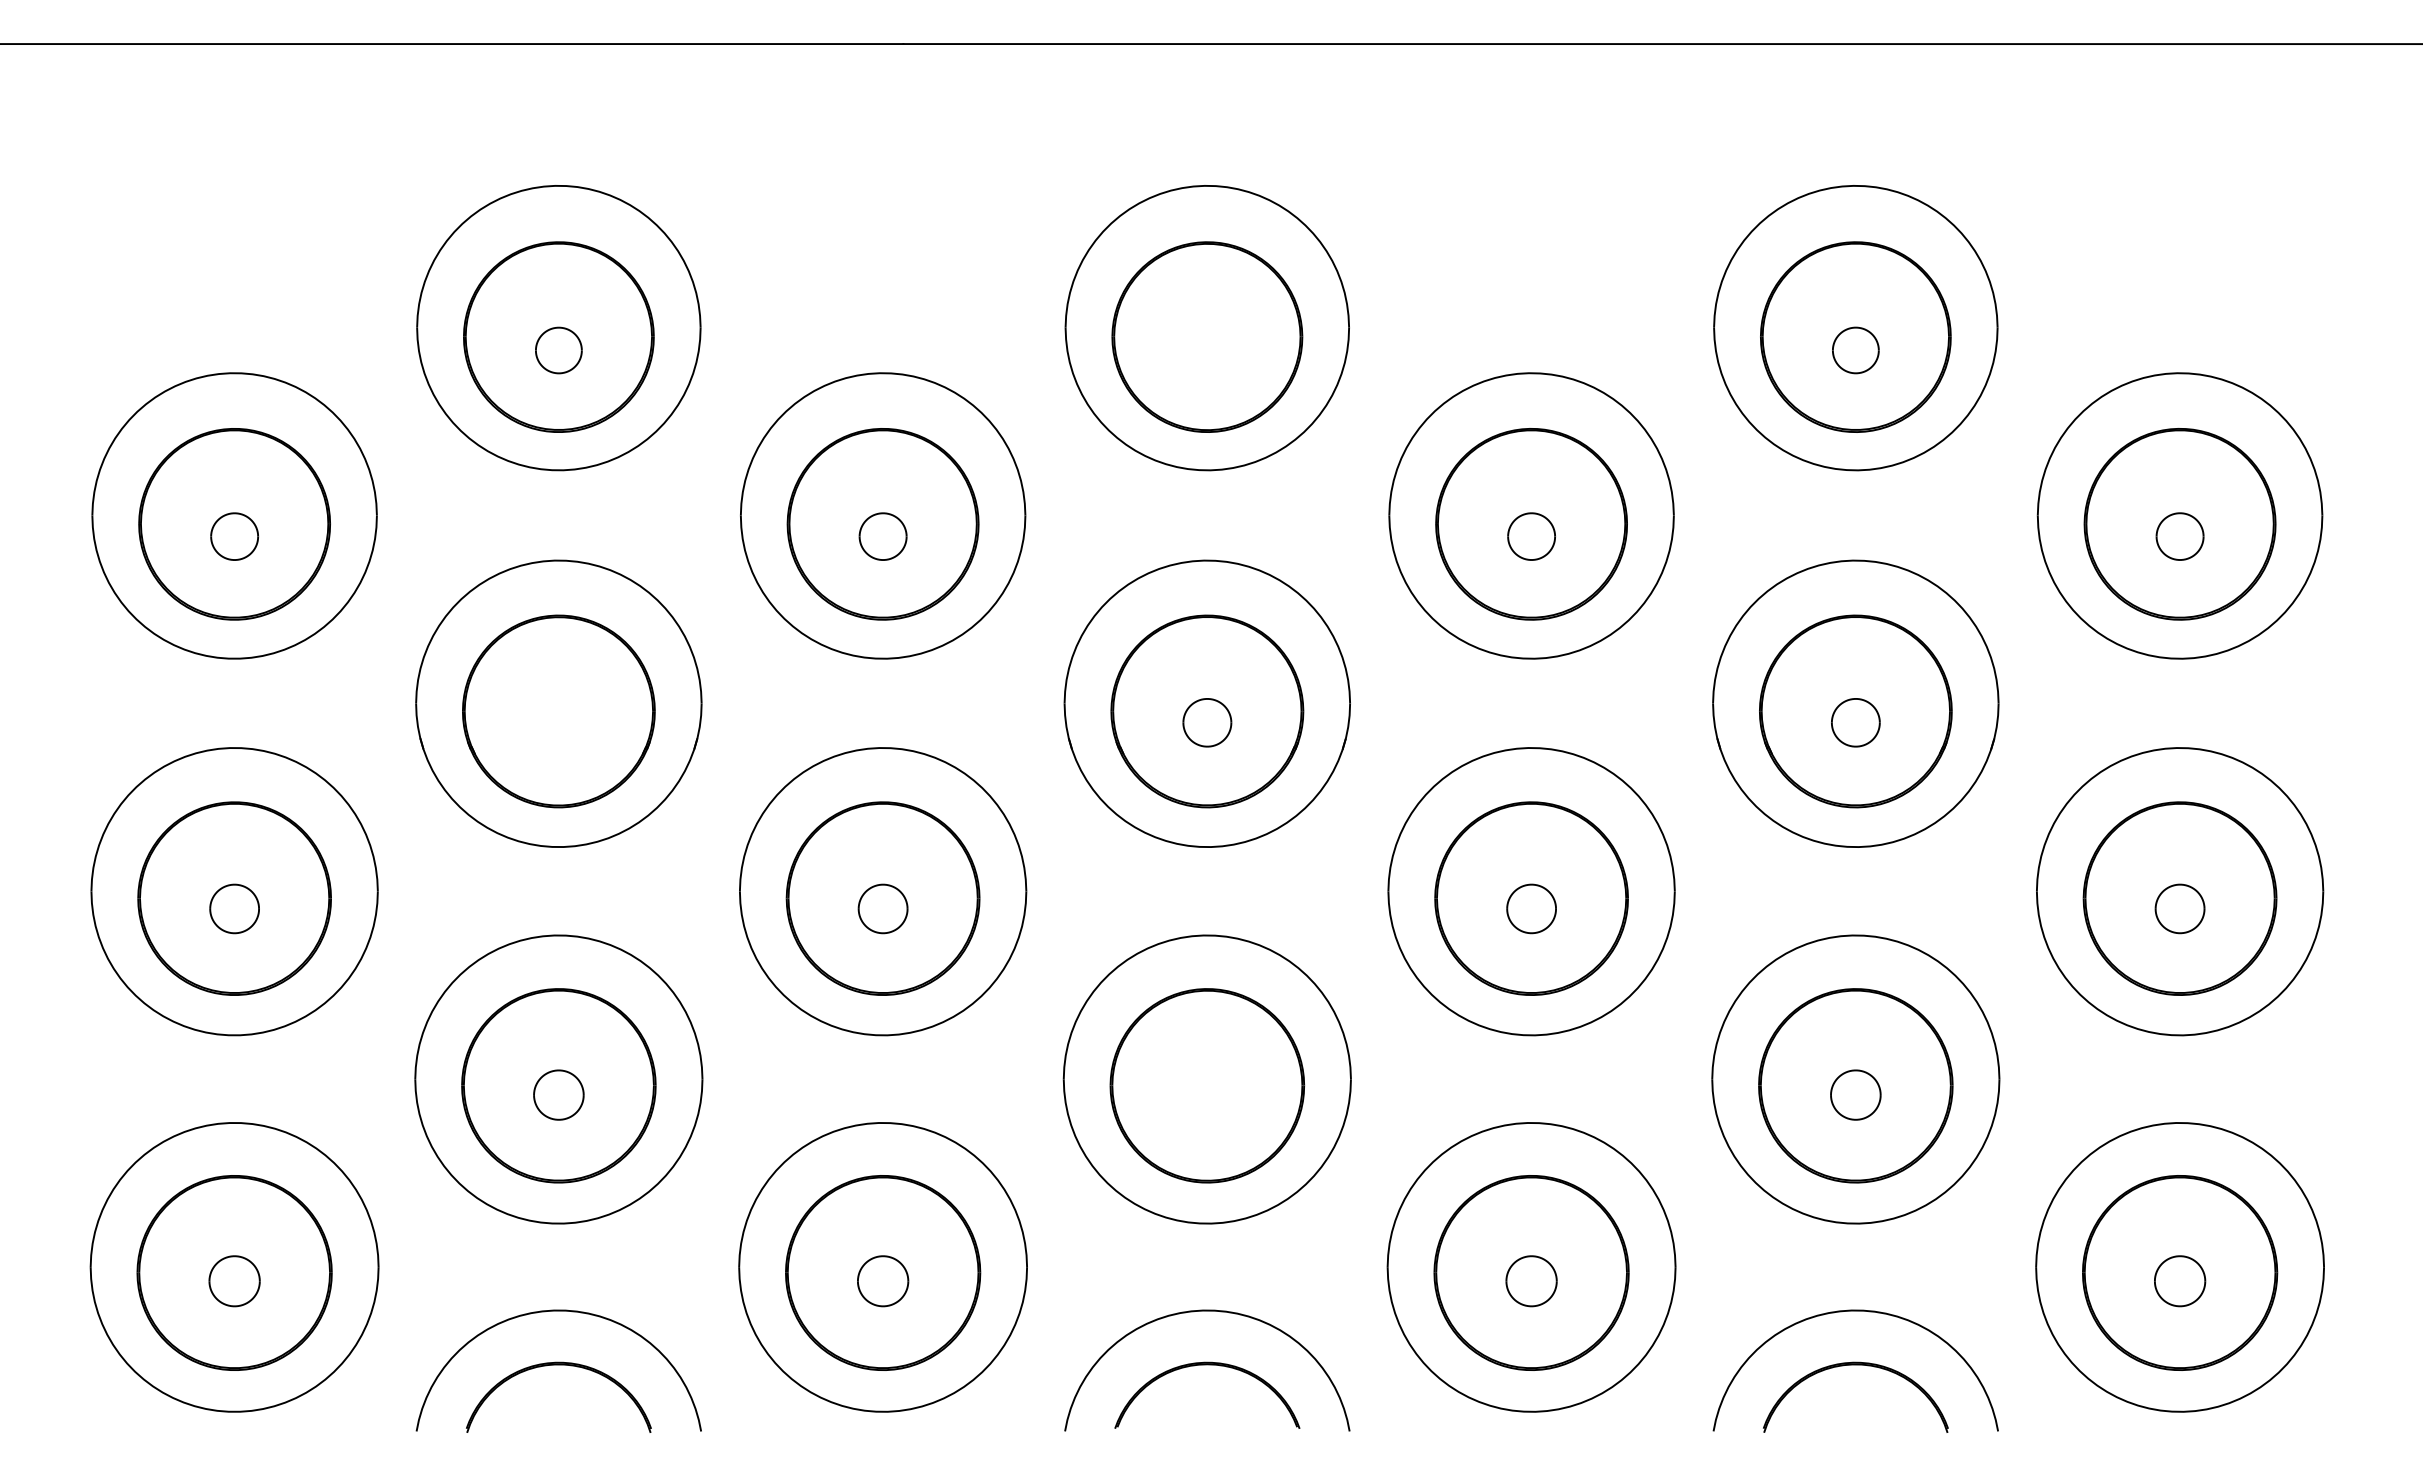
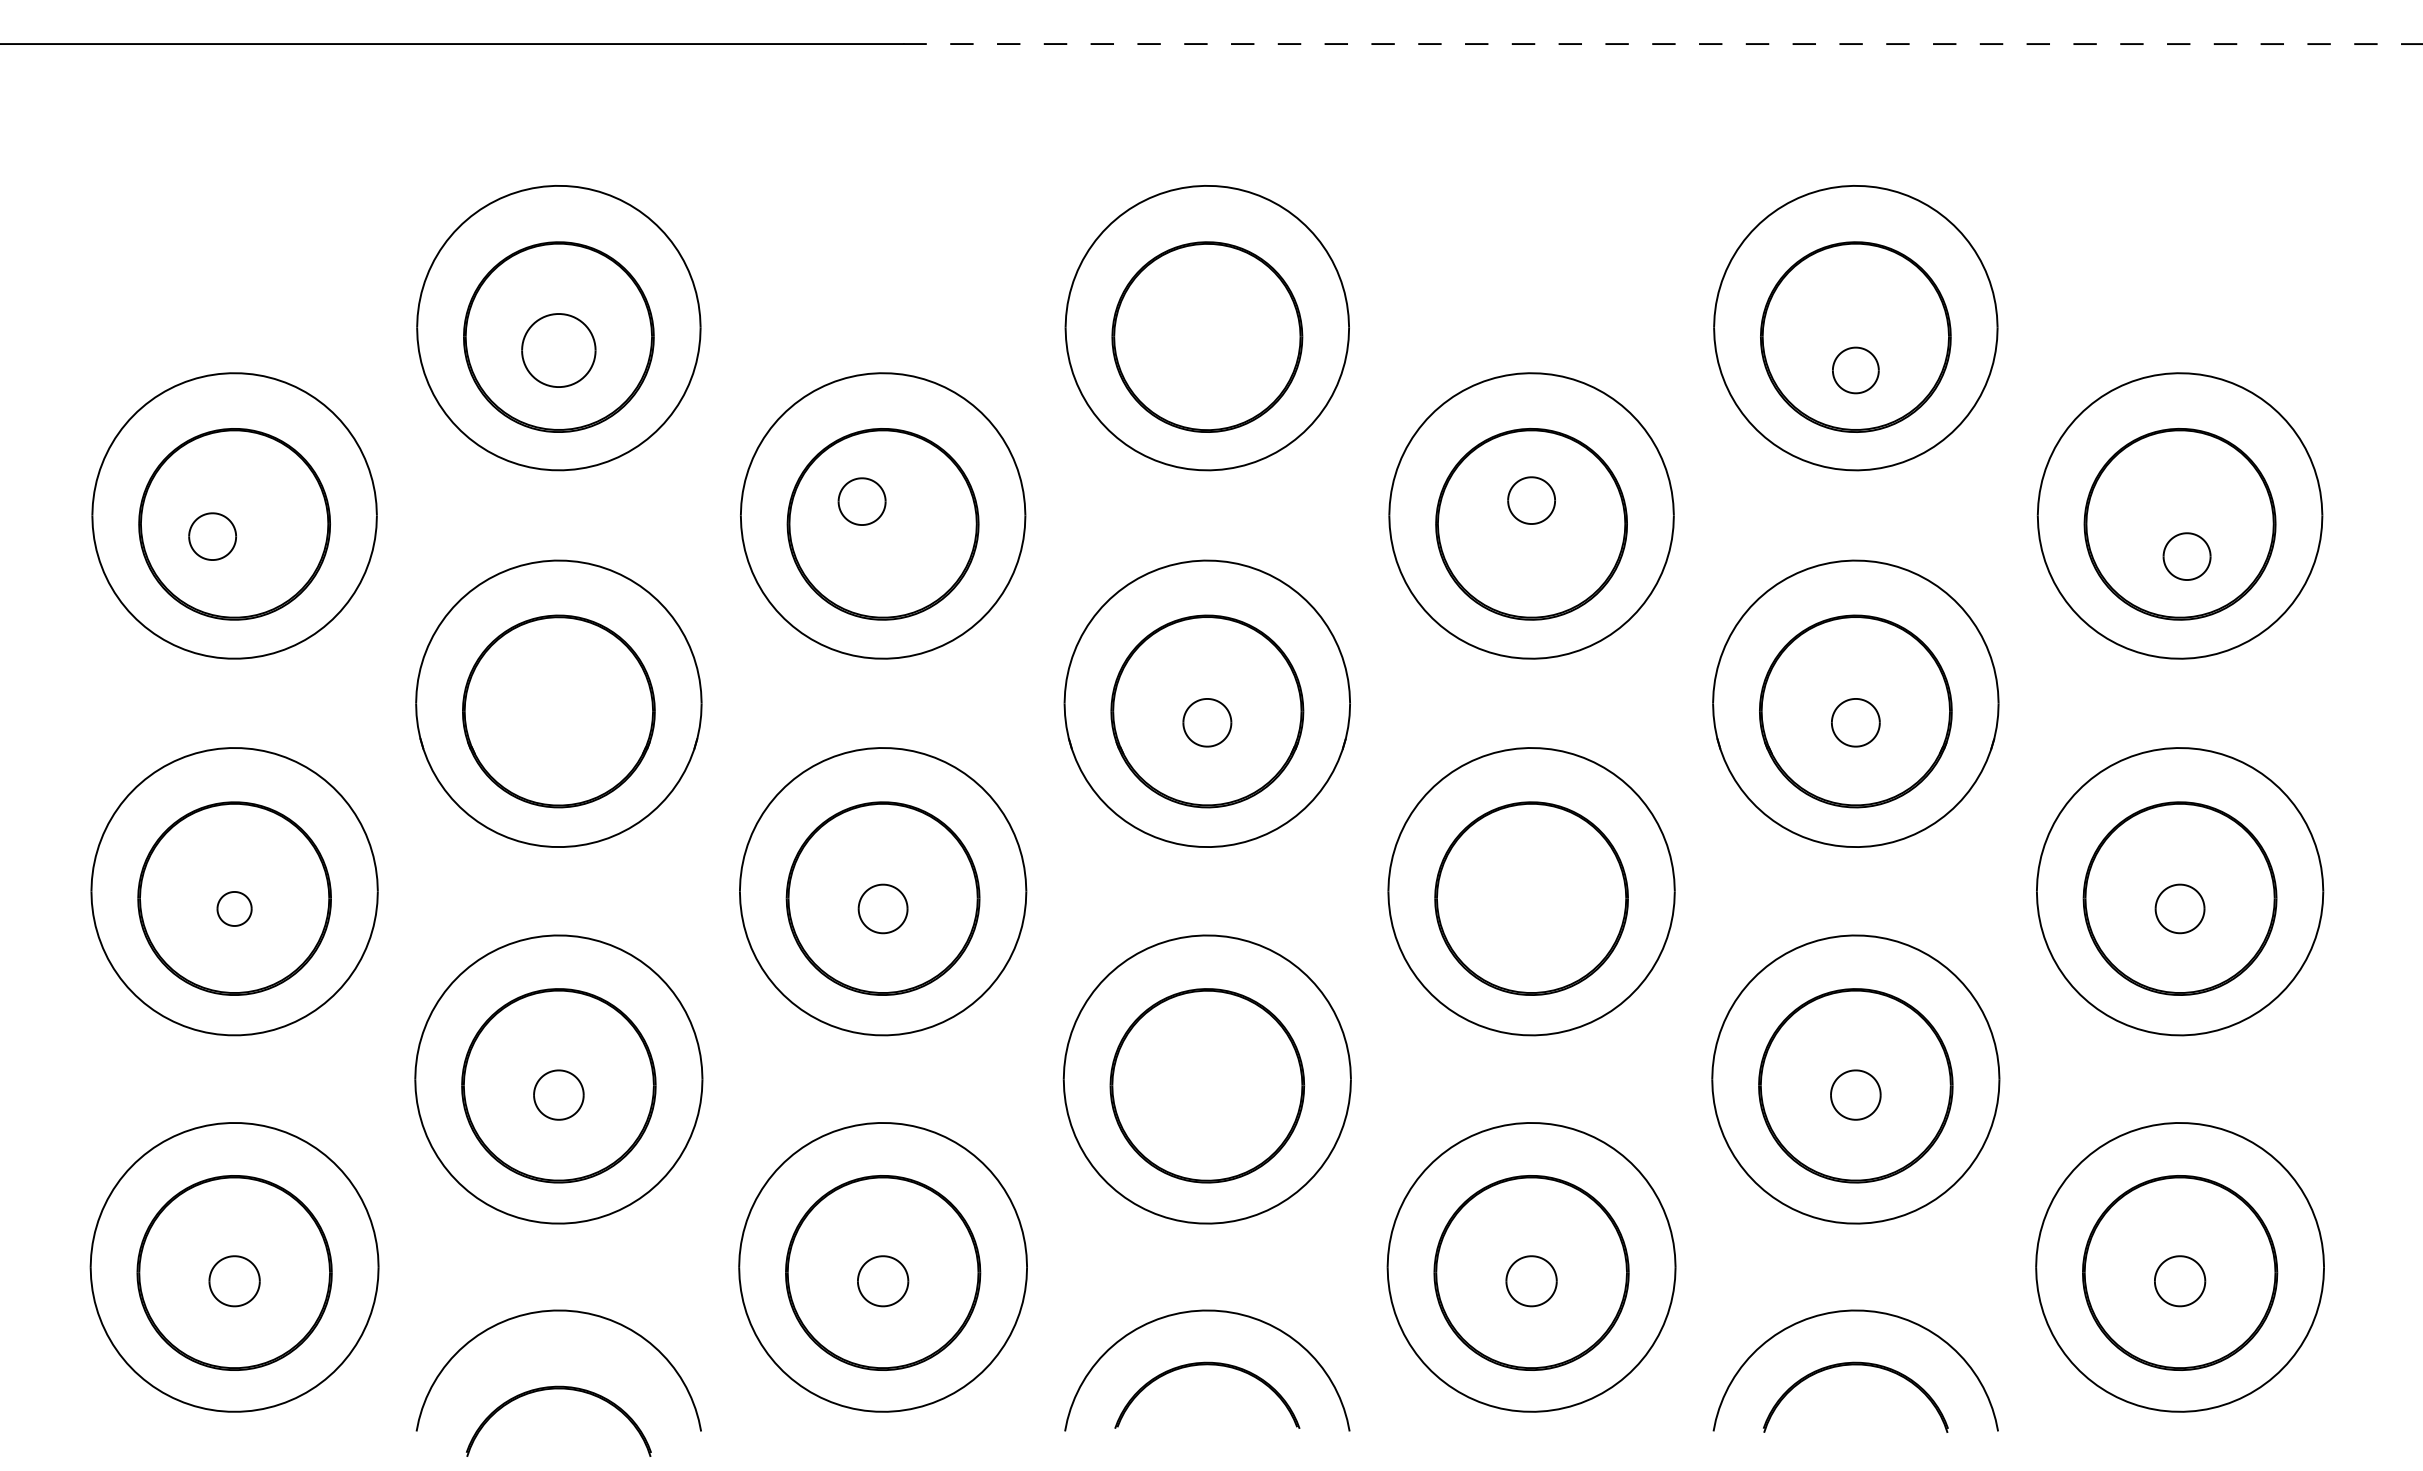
line: solid -> dashed (1663, 44)
part size: 48x49 px -> 76x75 px (558, 350)
part position: (1855, 350) -> (1855, 370) (1855, 370)
part position: (234, 536) -> (212, 536) (212, 536)
part position: (882, 536) -> (861, 501) (861, 501)
part position: (1531, 536) -> (1531, 500) (1531, 500)
part position: (2179, 536) -> (2186, 556) (2186, 556)
part size: 51x52 px -> 37x36 px (234, 908)
part: present -> none (1531, 908)
part position: (558, 1365) -> (558, 1389) (558, 1389)
